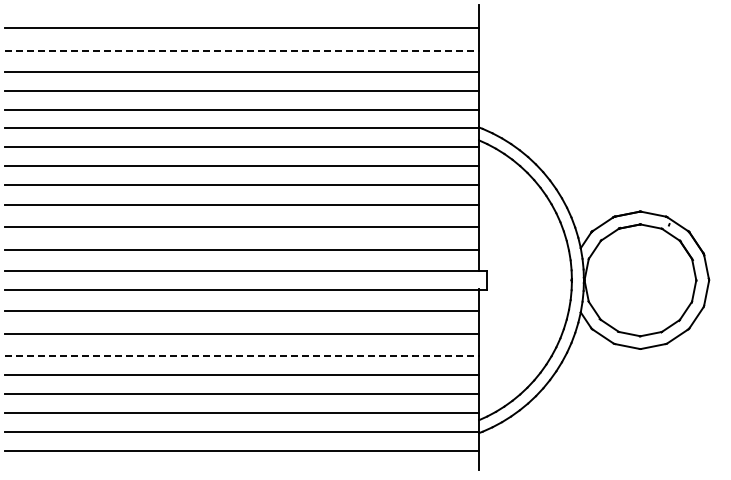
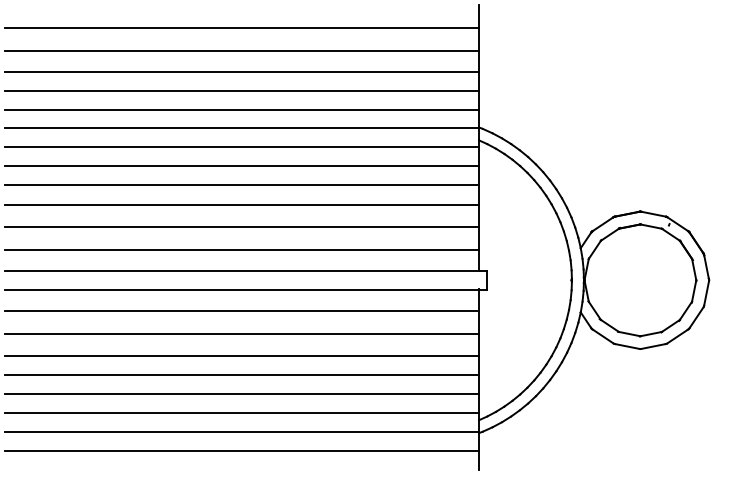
line: dashed -> solid (242, 50)
line: dashed -> solid (242, 355)
